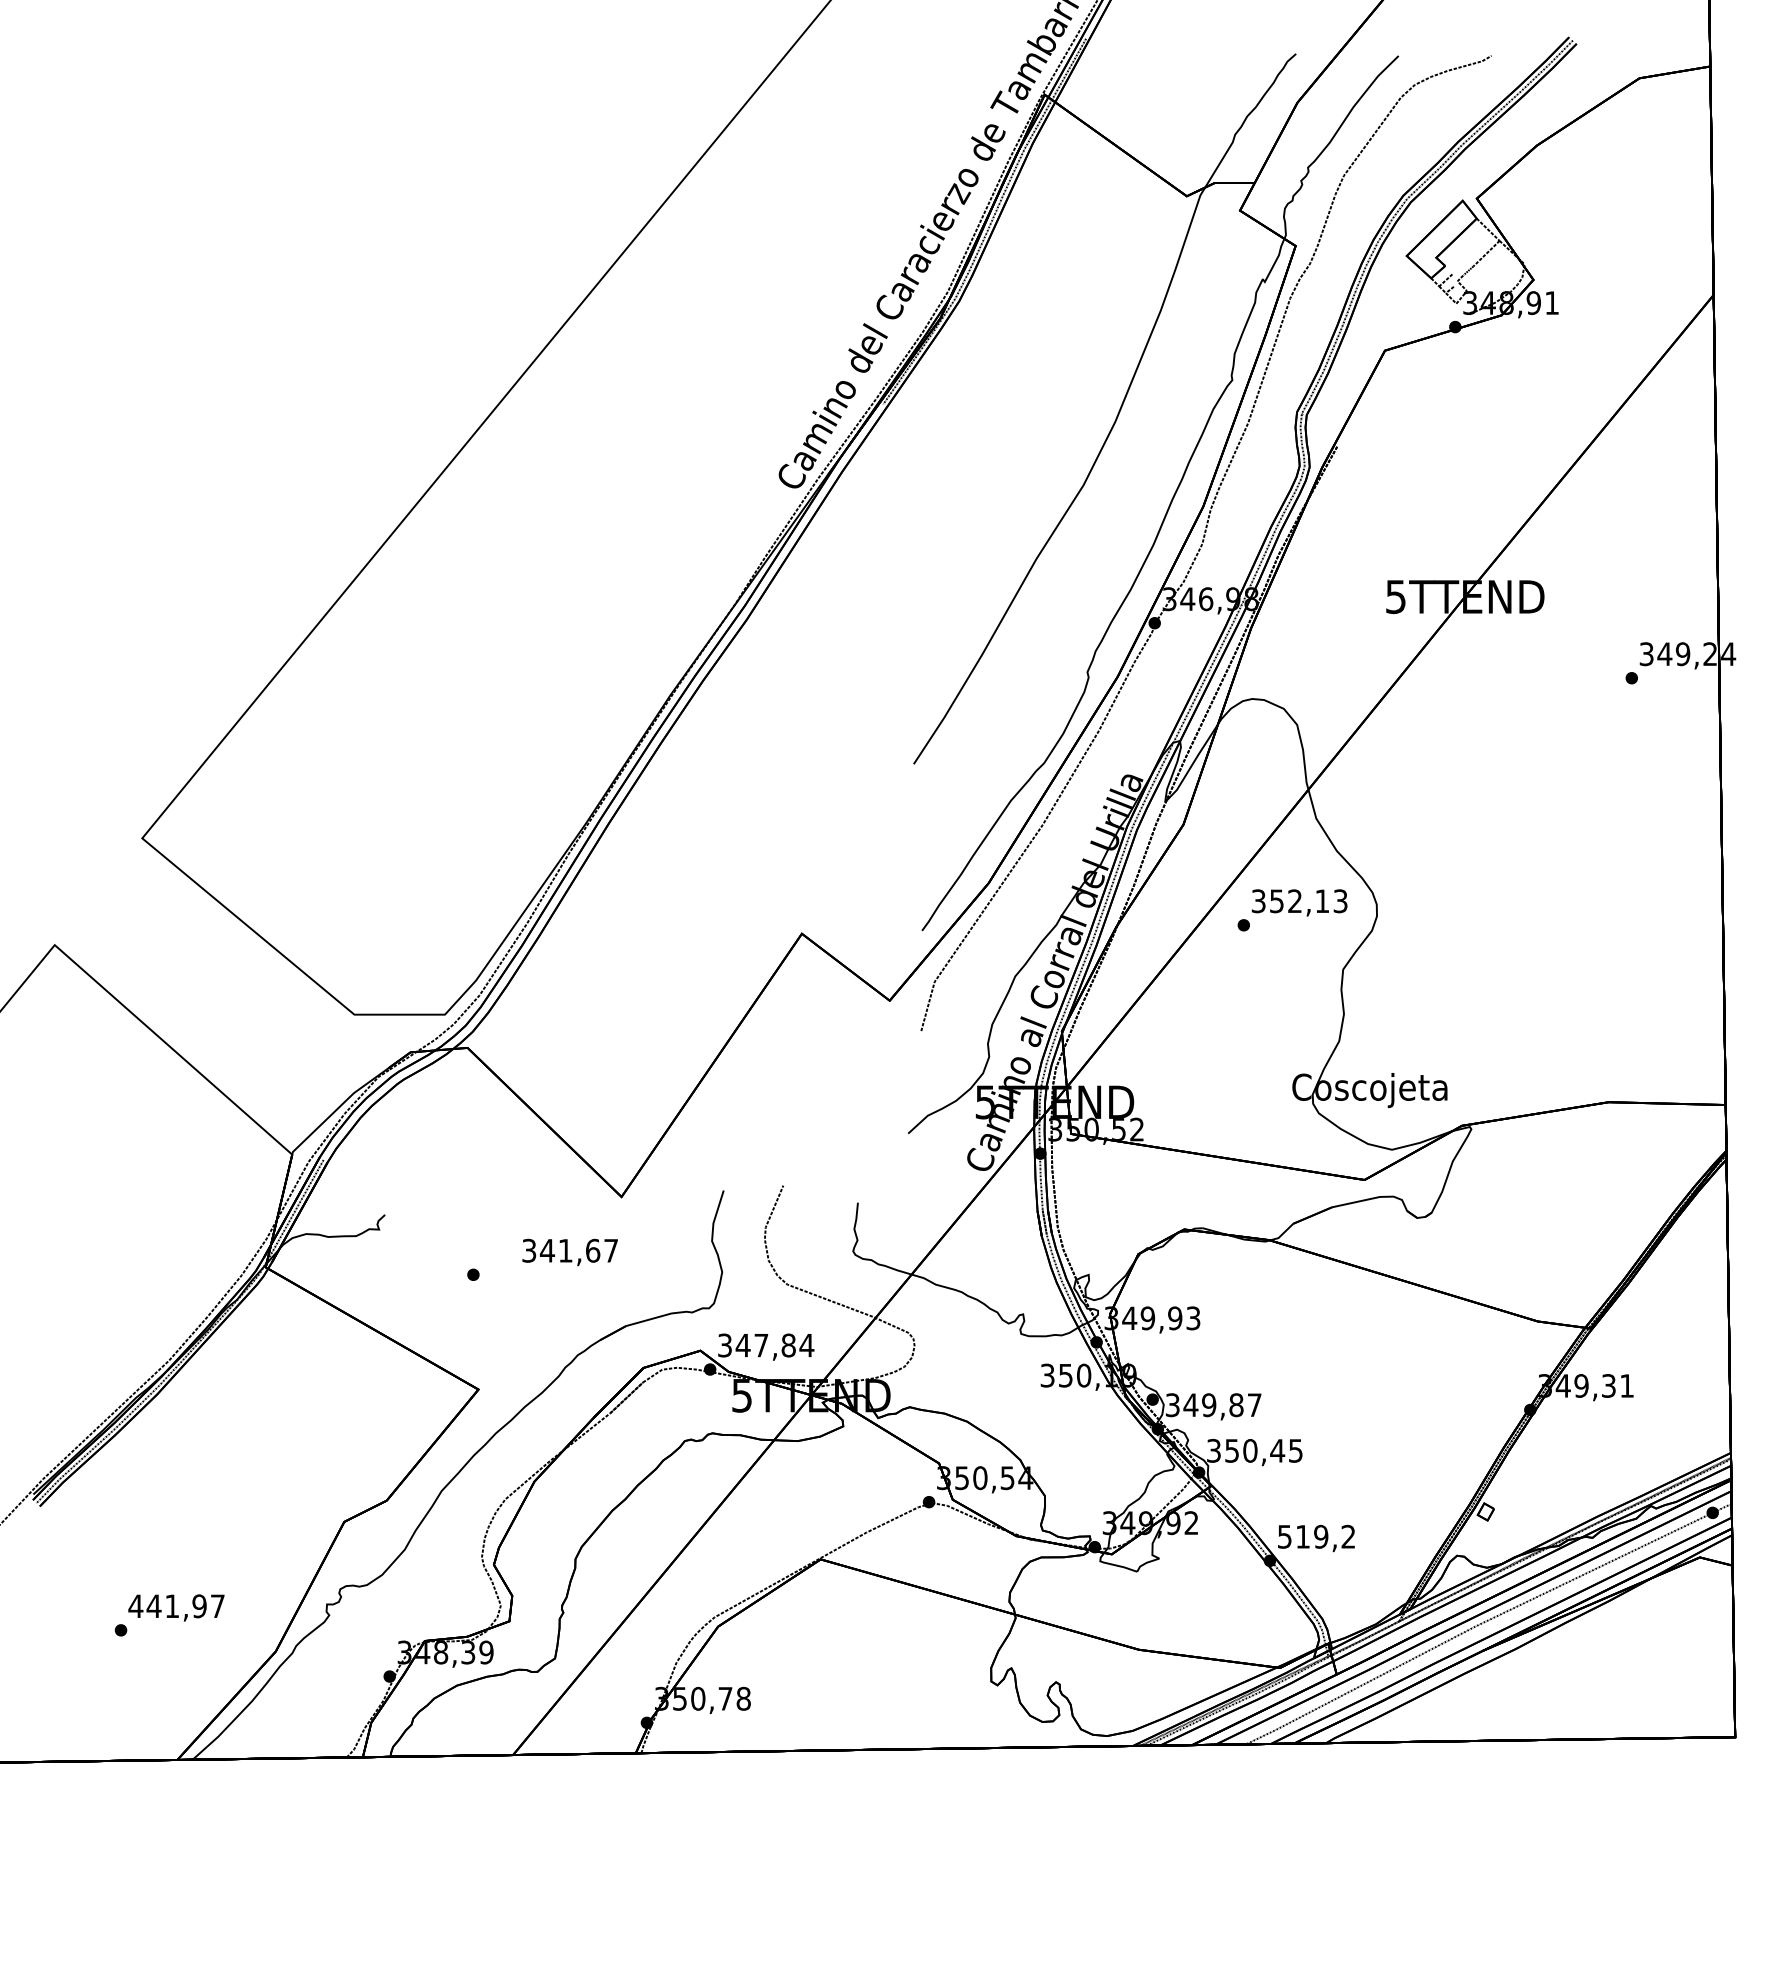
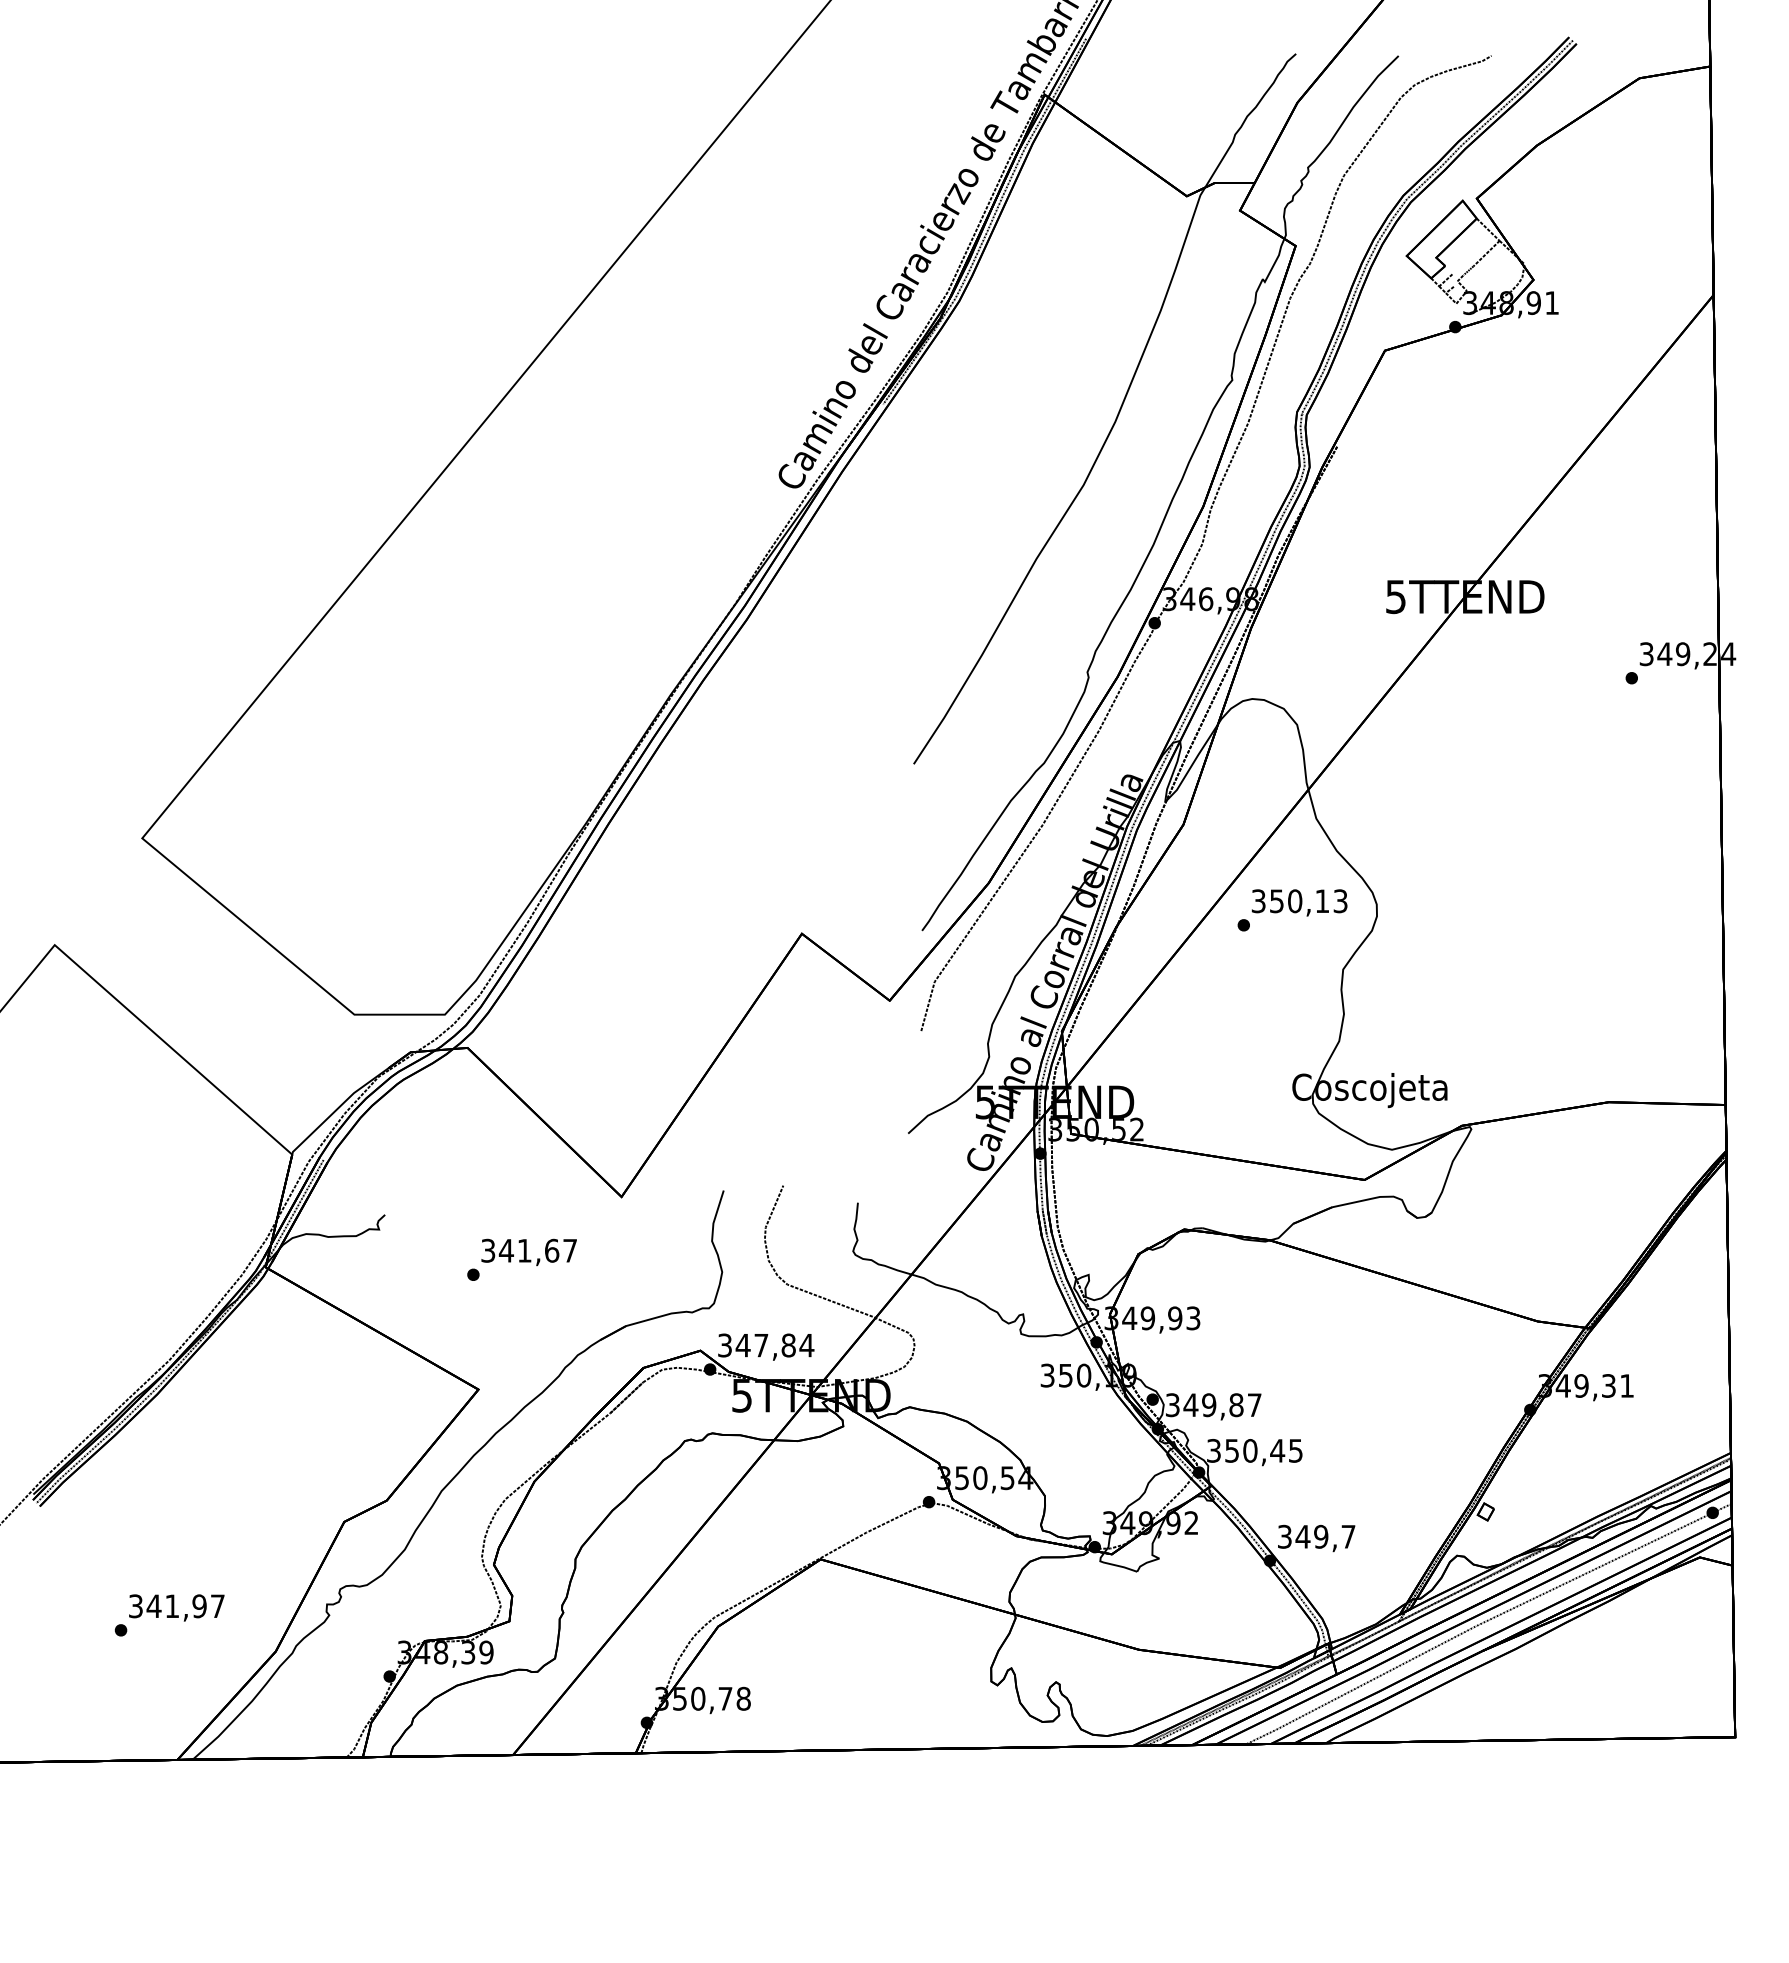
text: 352,13 -> 350,13 (1295, 901)
text position: (569, 1251) -> (528, 1251) (528, 1251)
text: 519,2 -> 349,7 (1316, 1536)
text: 441,97 -> 341,97 (135, 1606)
